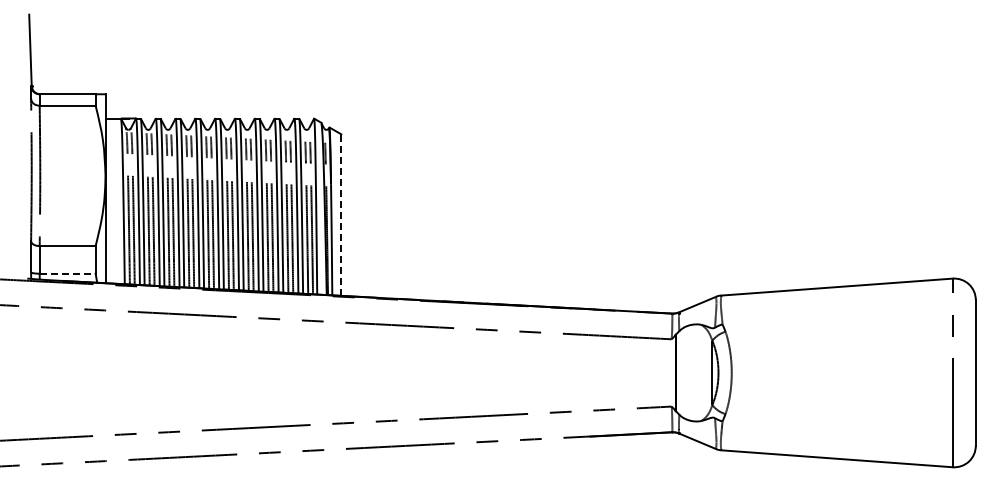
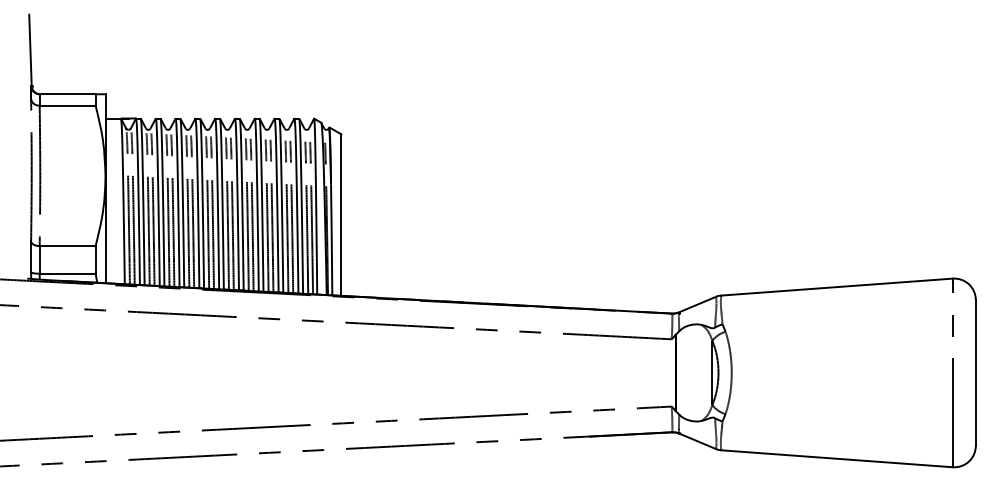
line: dashed -> solid (341, 215)
line: dashed -> solid (67, 273)
